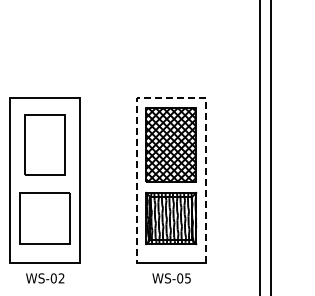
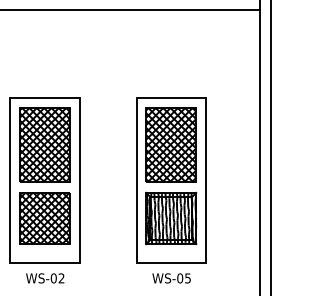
line: none -> present (130, 9)
line: dashed -> solid (171, 98)
part size: 42x62 px -> 52x76 px (44, 144)
hatch: none -> present (44, 218)
